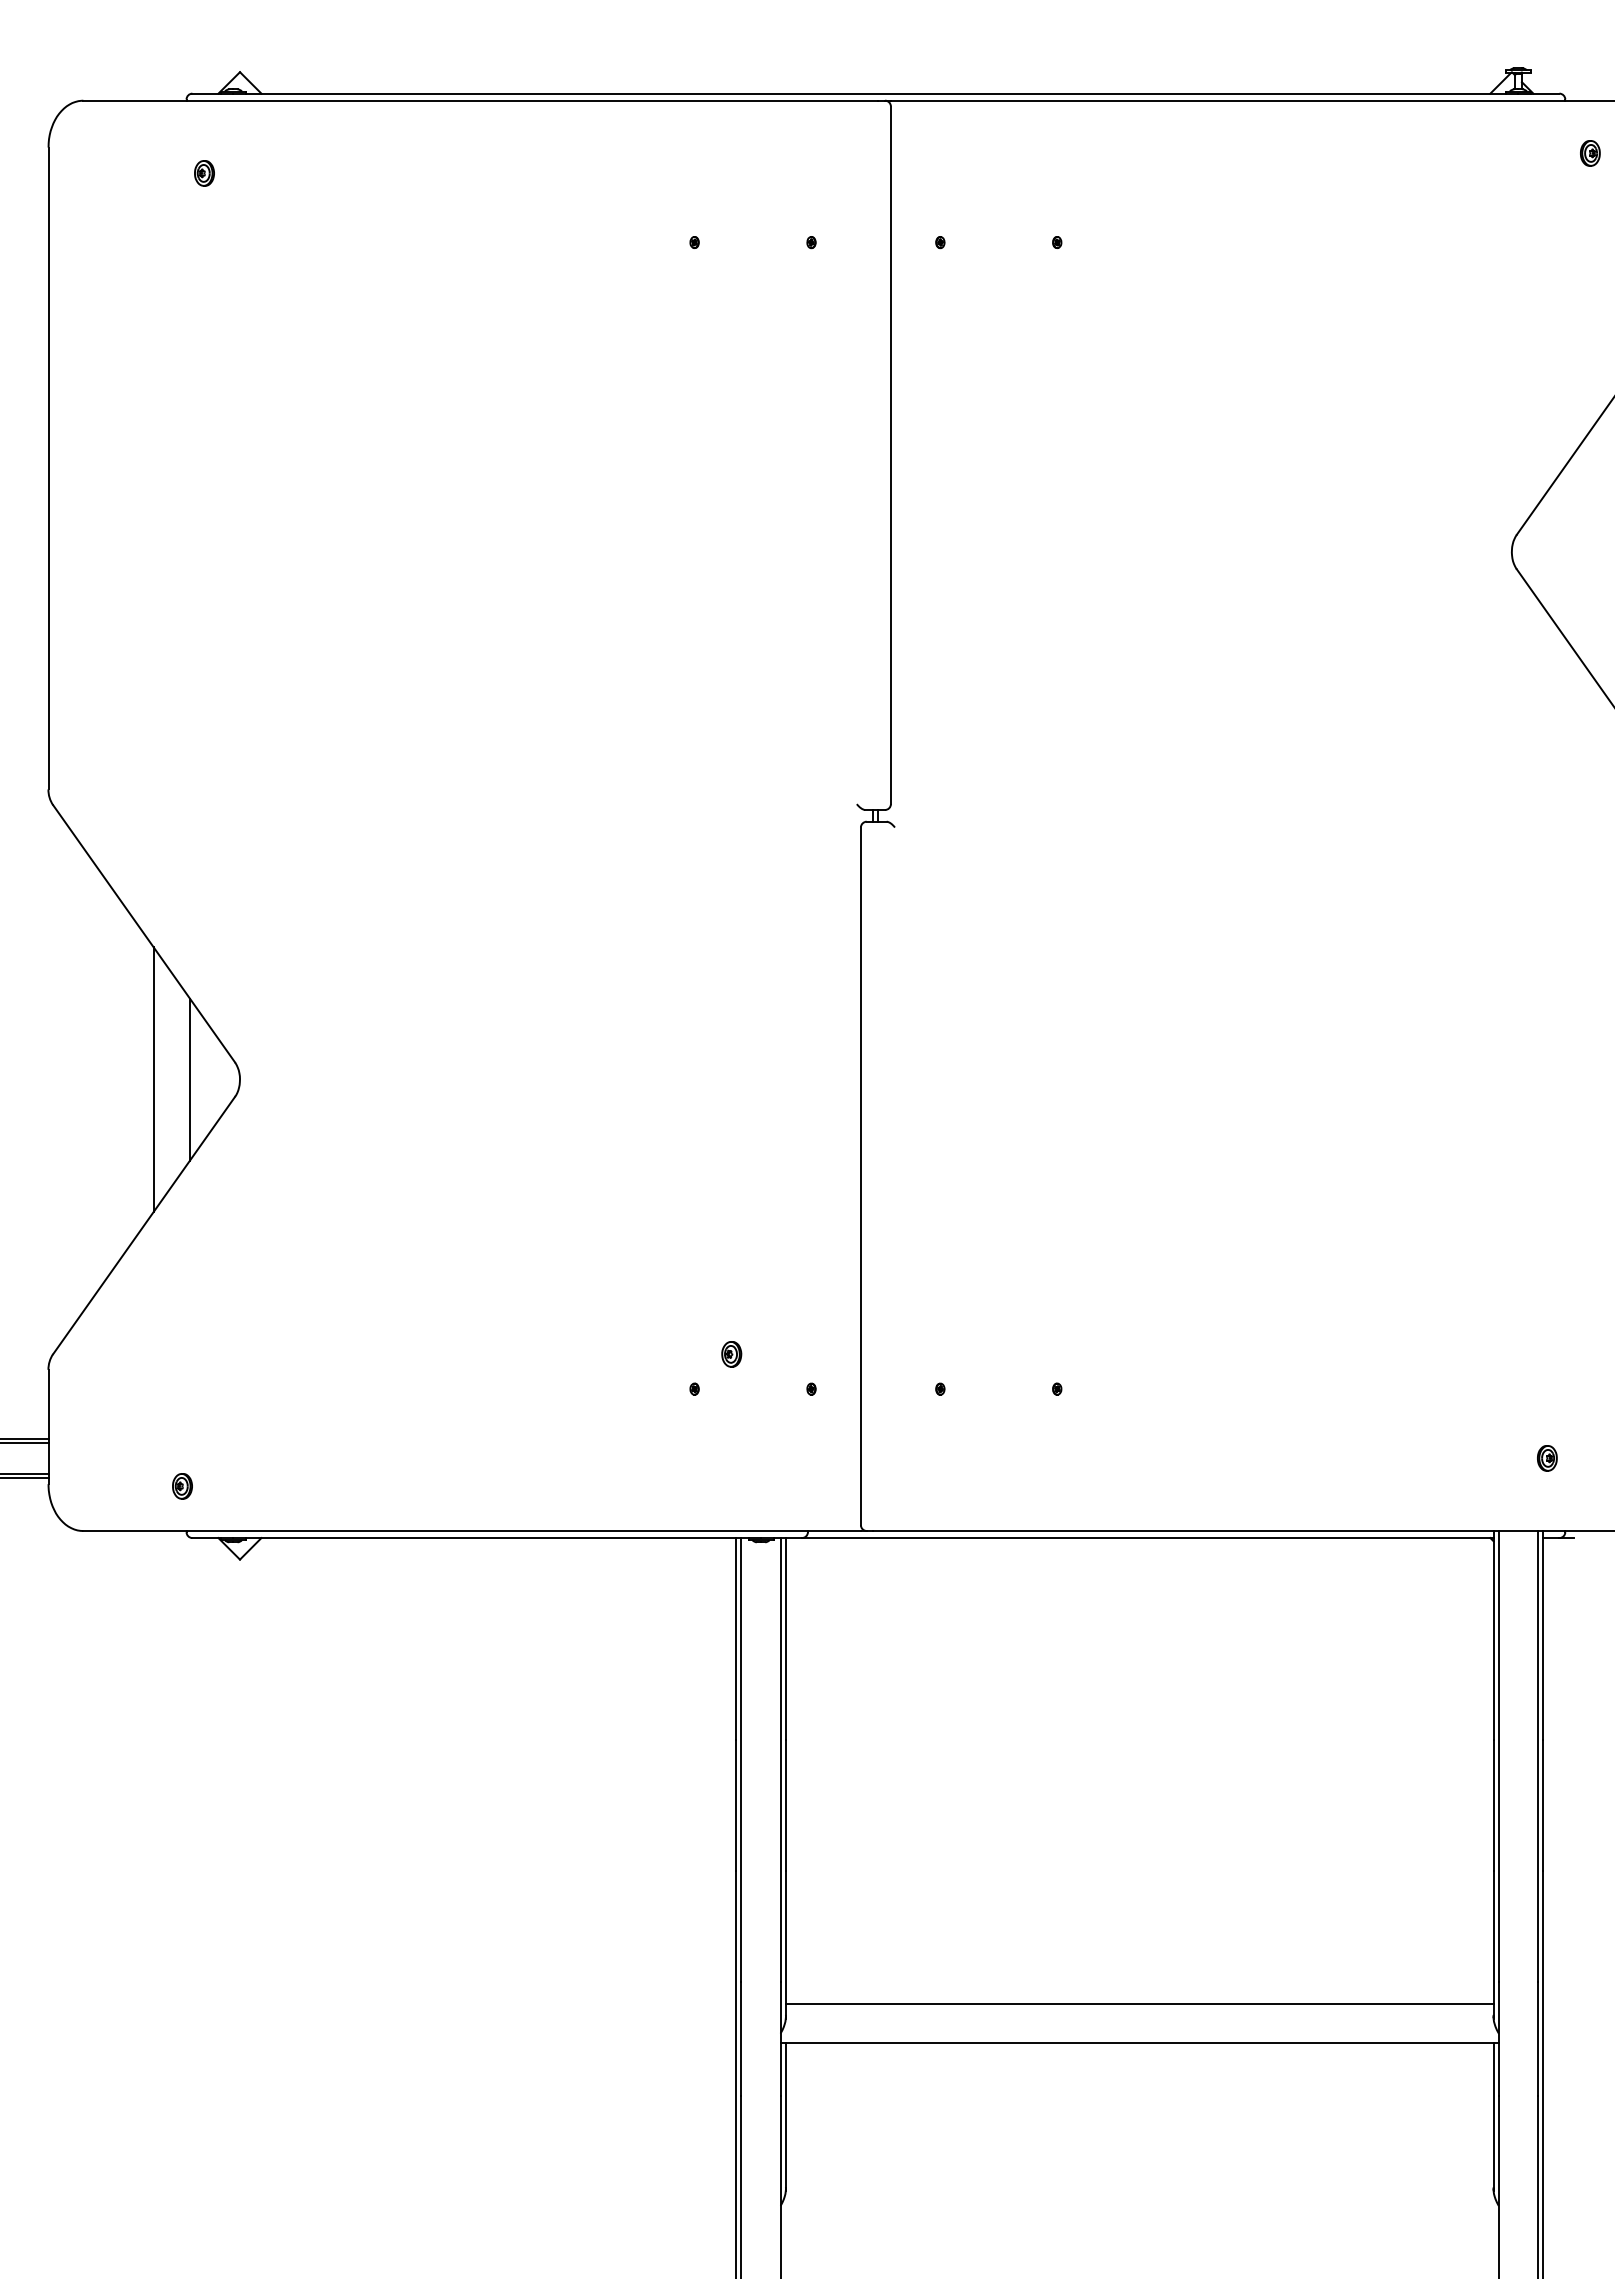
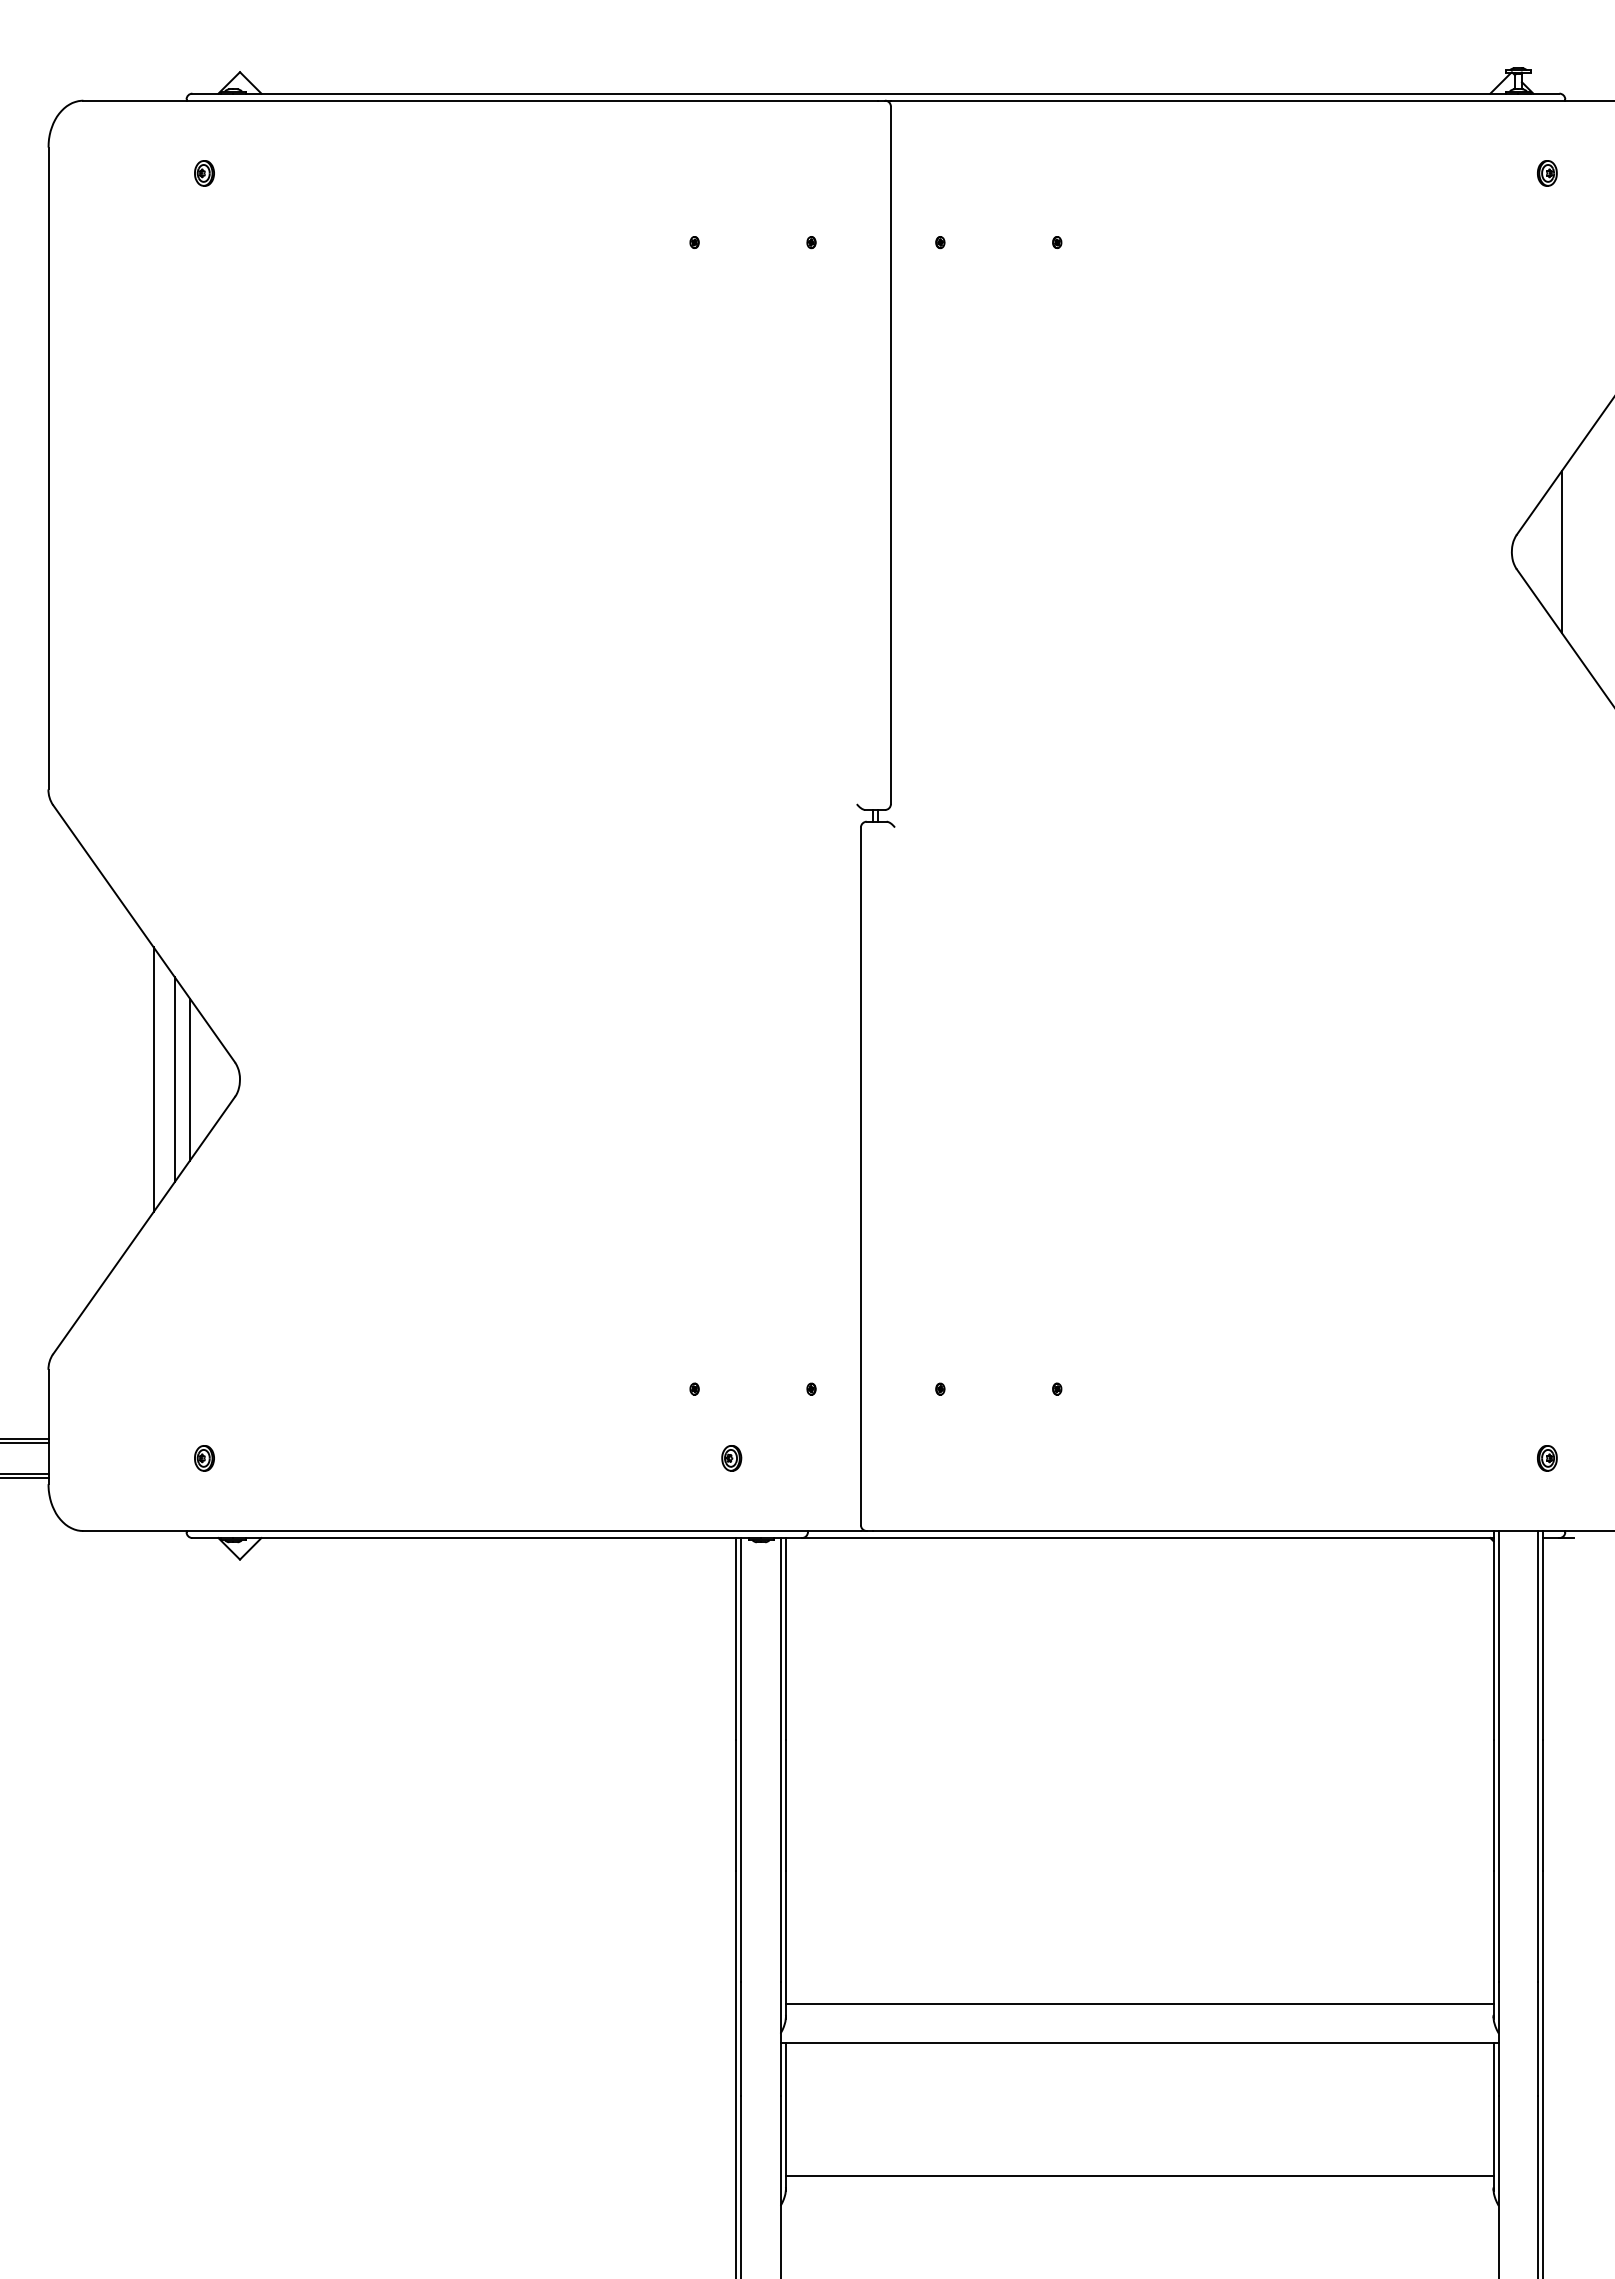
part position: (1590, 153) -> (1547, 173) (1547, 173)
line: none -> present (1561, 551)
line: none -> present (174, 1079)
part position: (731, 1354) -> (731, 1458) (731, 1458)
part position: (182, 1486) -> (204, 1458) (204, 1458)
line: none -> present (1139, 2176)
